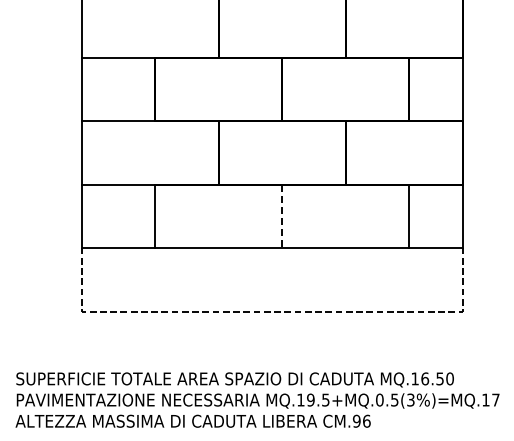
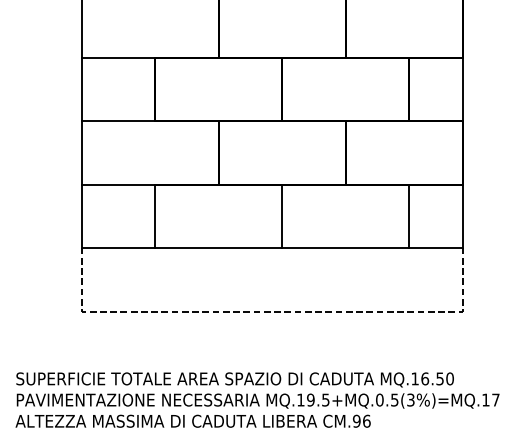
line: dashed -> solid (282, 216)
